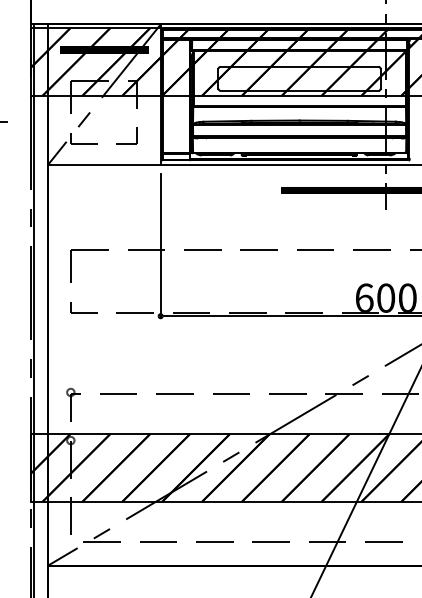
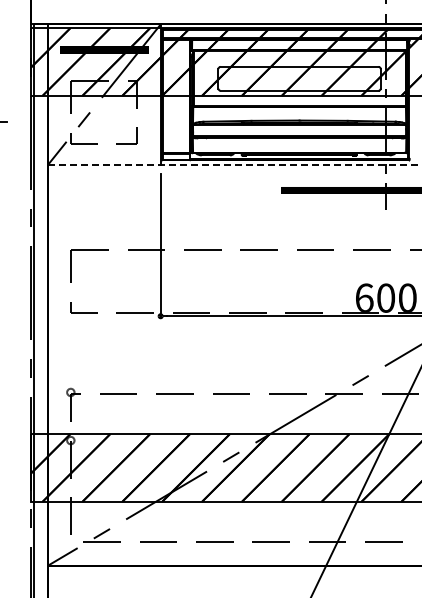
line: solid -> dashed (234, 165)
